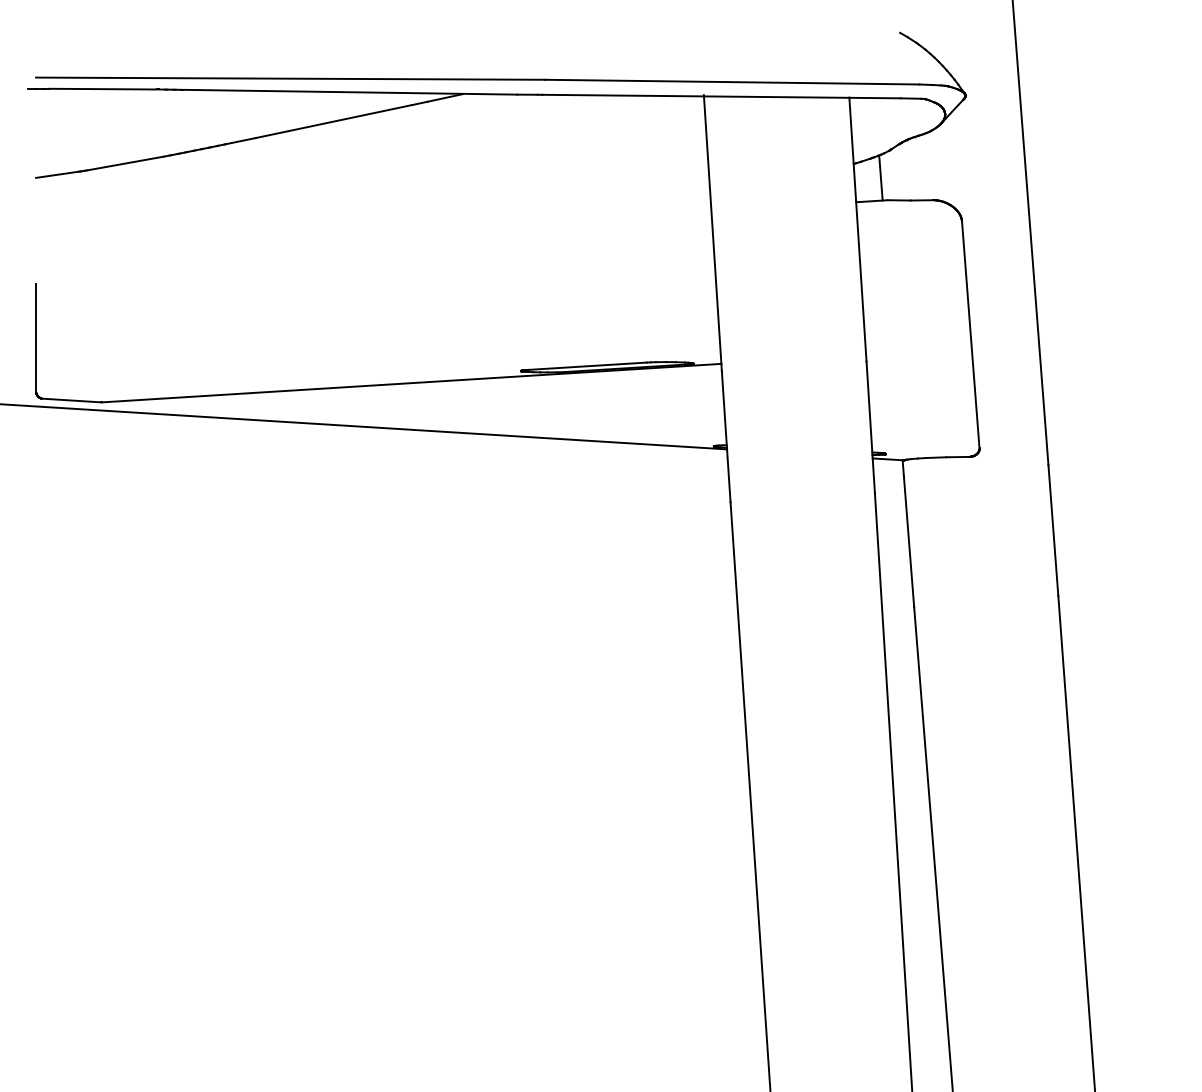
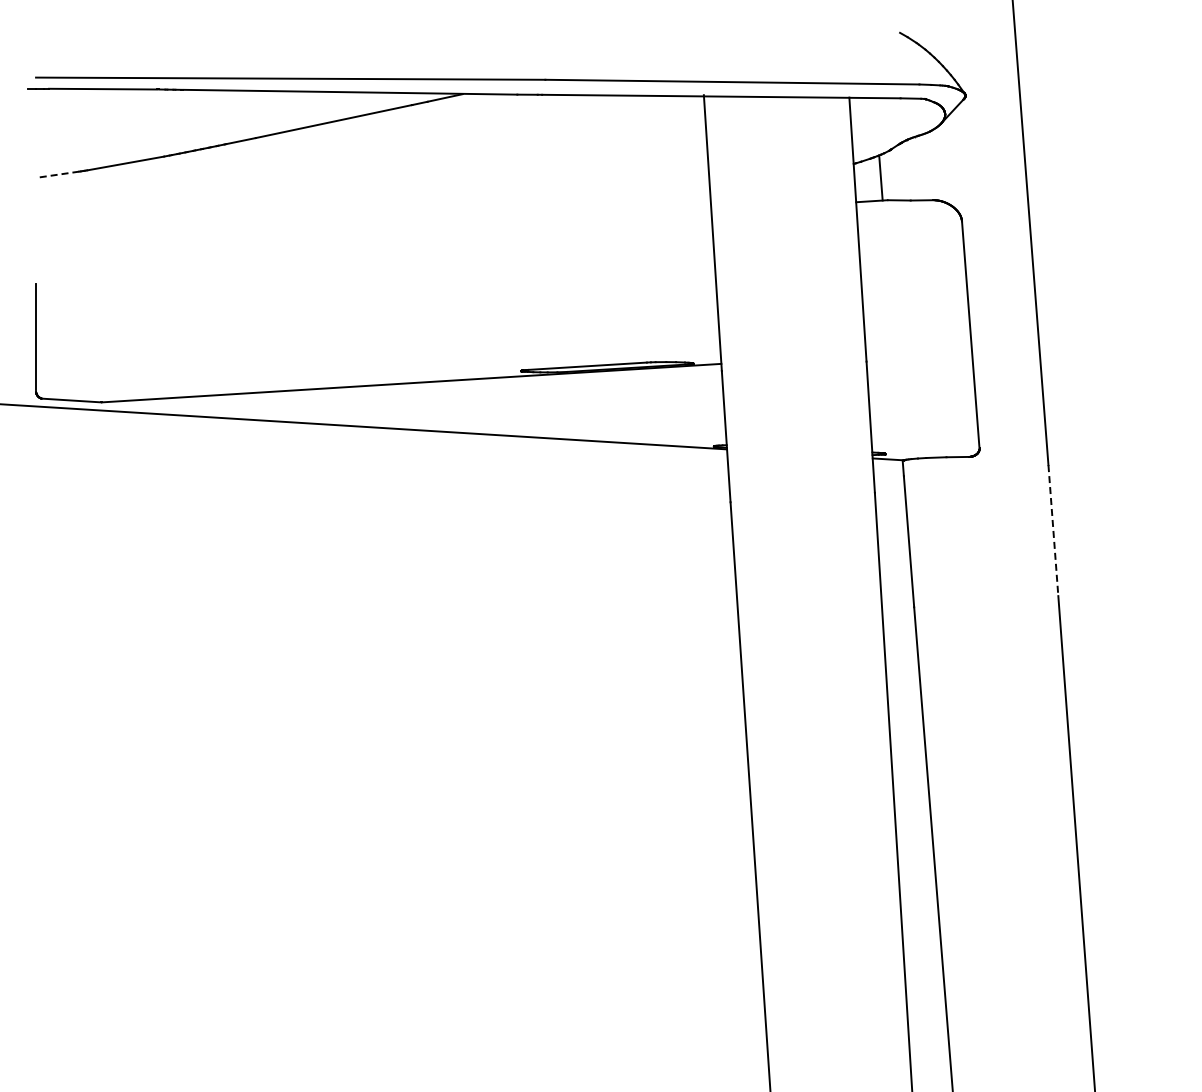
line: solid -> dashed (57, 174)
line: solid -> dashed (1053, 530)
